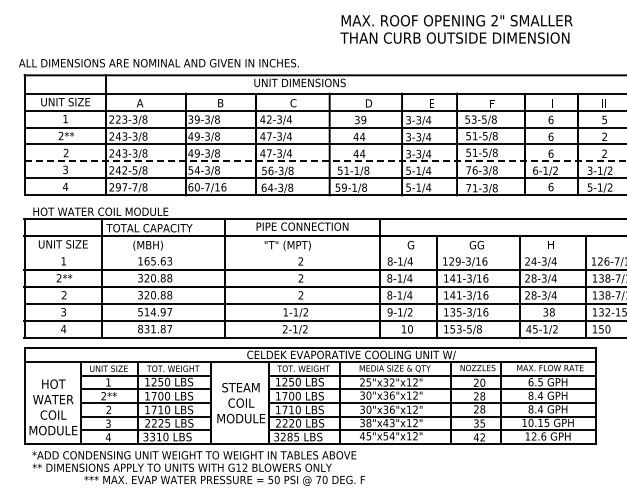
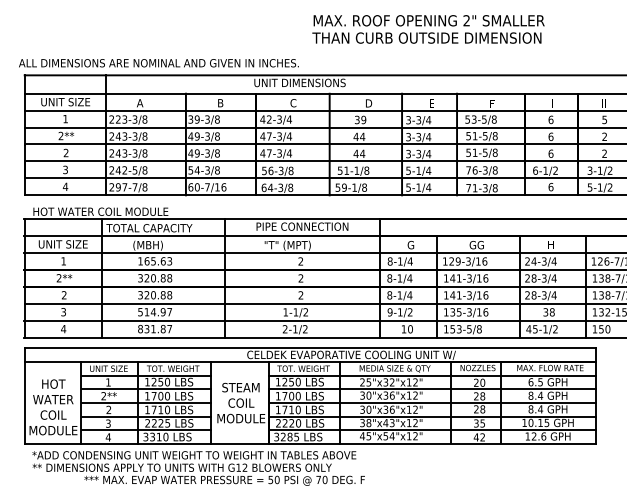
text position: (456, 29) -> (428, 29) (428, 29)
line: dashed -> solid (325, 161)
line: none -> present (323, 252)
